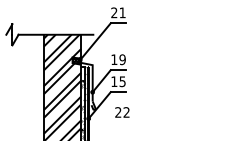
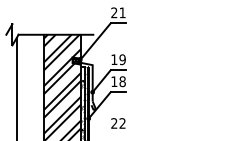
text: 15 -> 18 (122, 81)
line: none -> present (16, 87)
text position: (122, 112) -> (118, 123) (118, 123)
